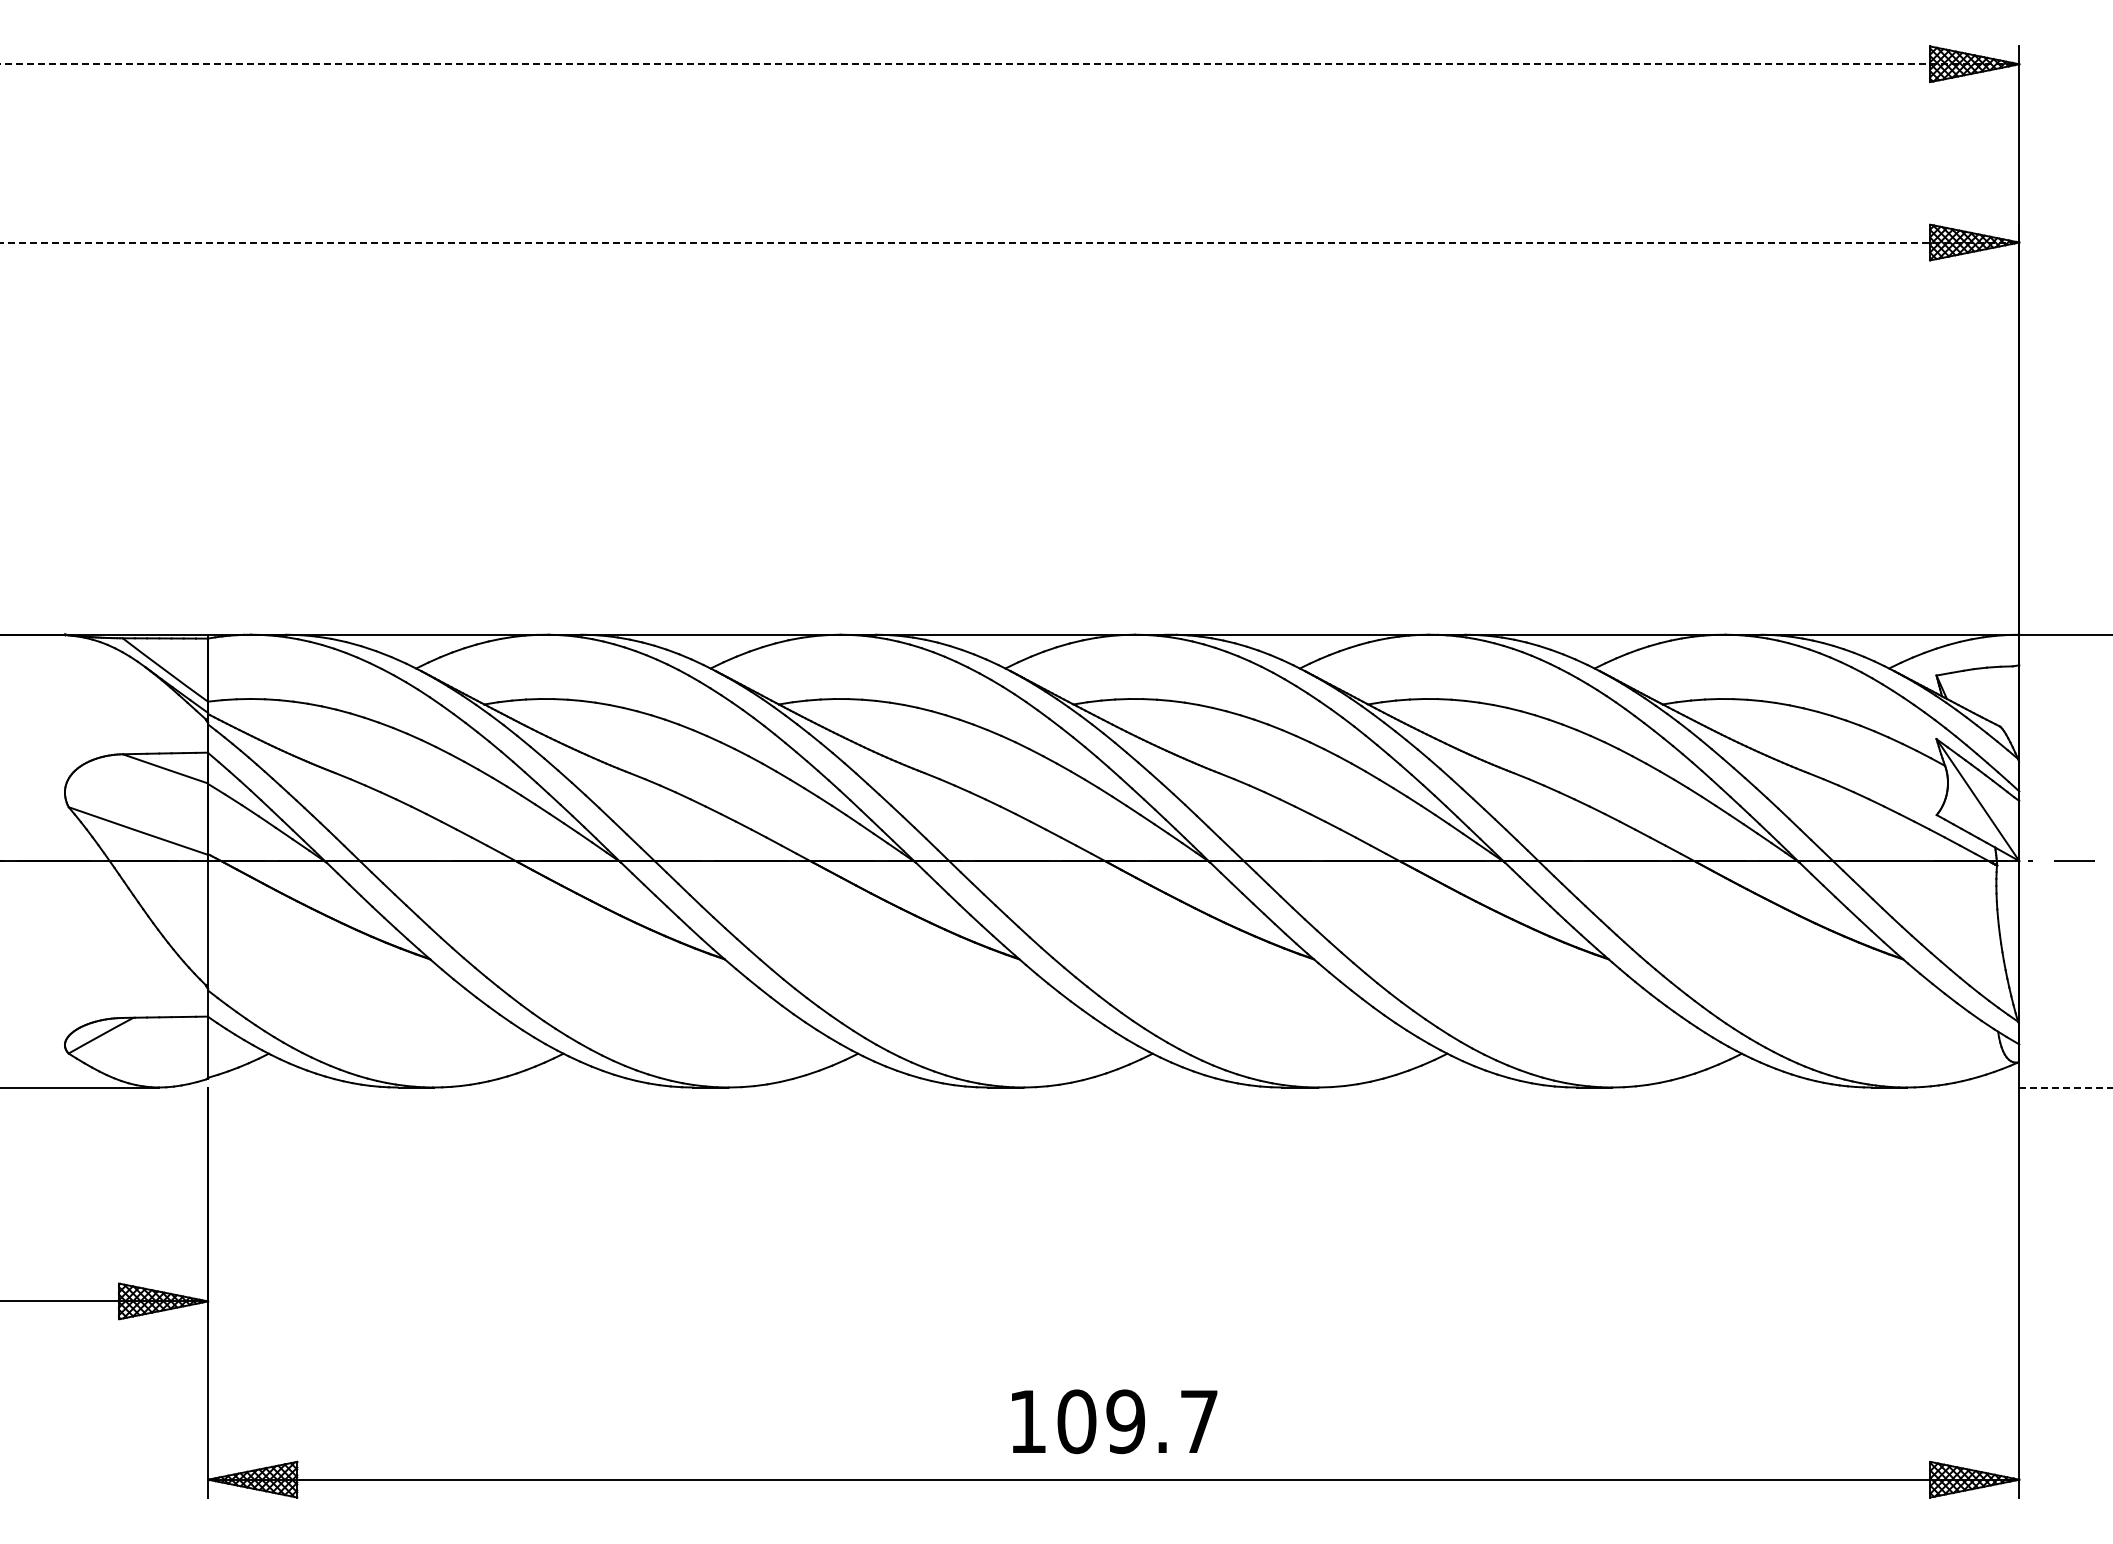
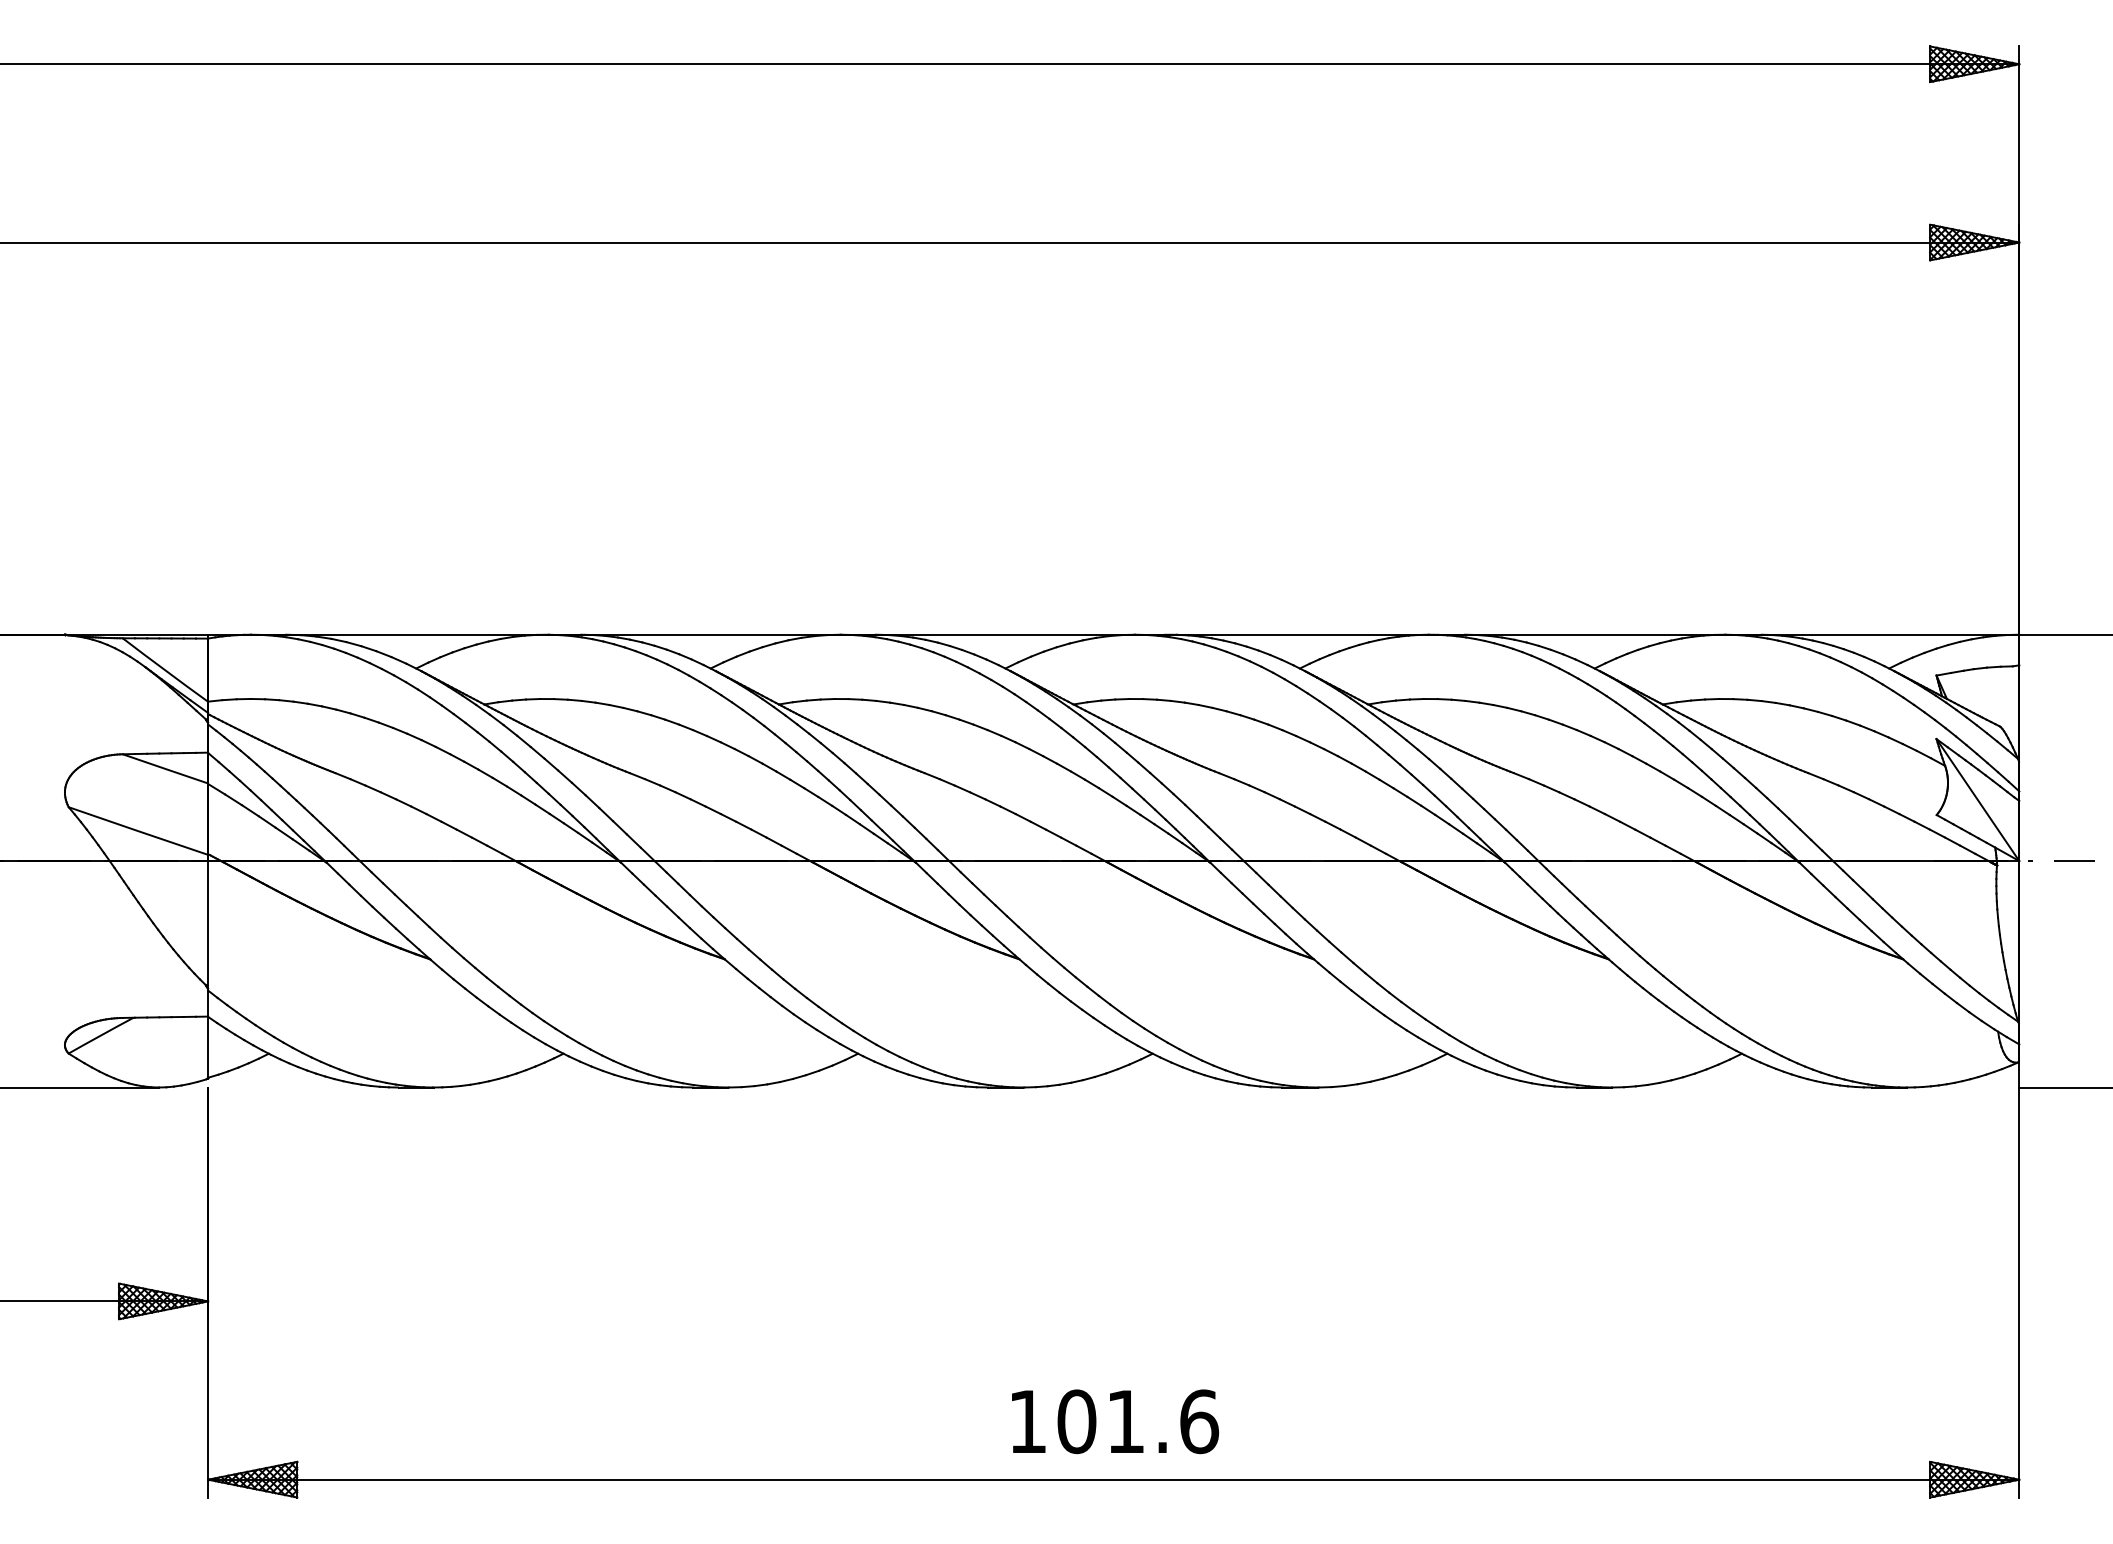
line: dashed -> solid (1010, 64)
line: dashed -> solid (1010, 242)
line: dashed -> solid (2066, 1087)
text: 109.7 -> 101.6 (1162, 1421)
